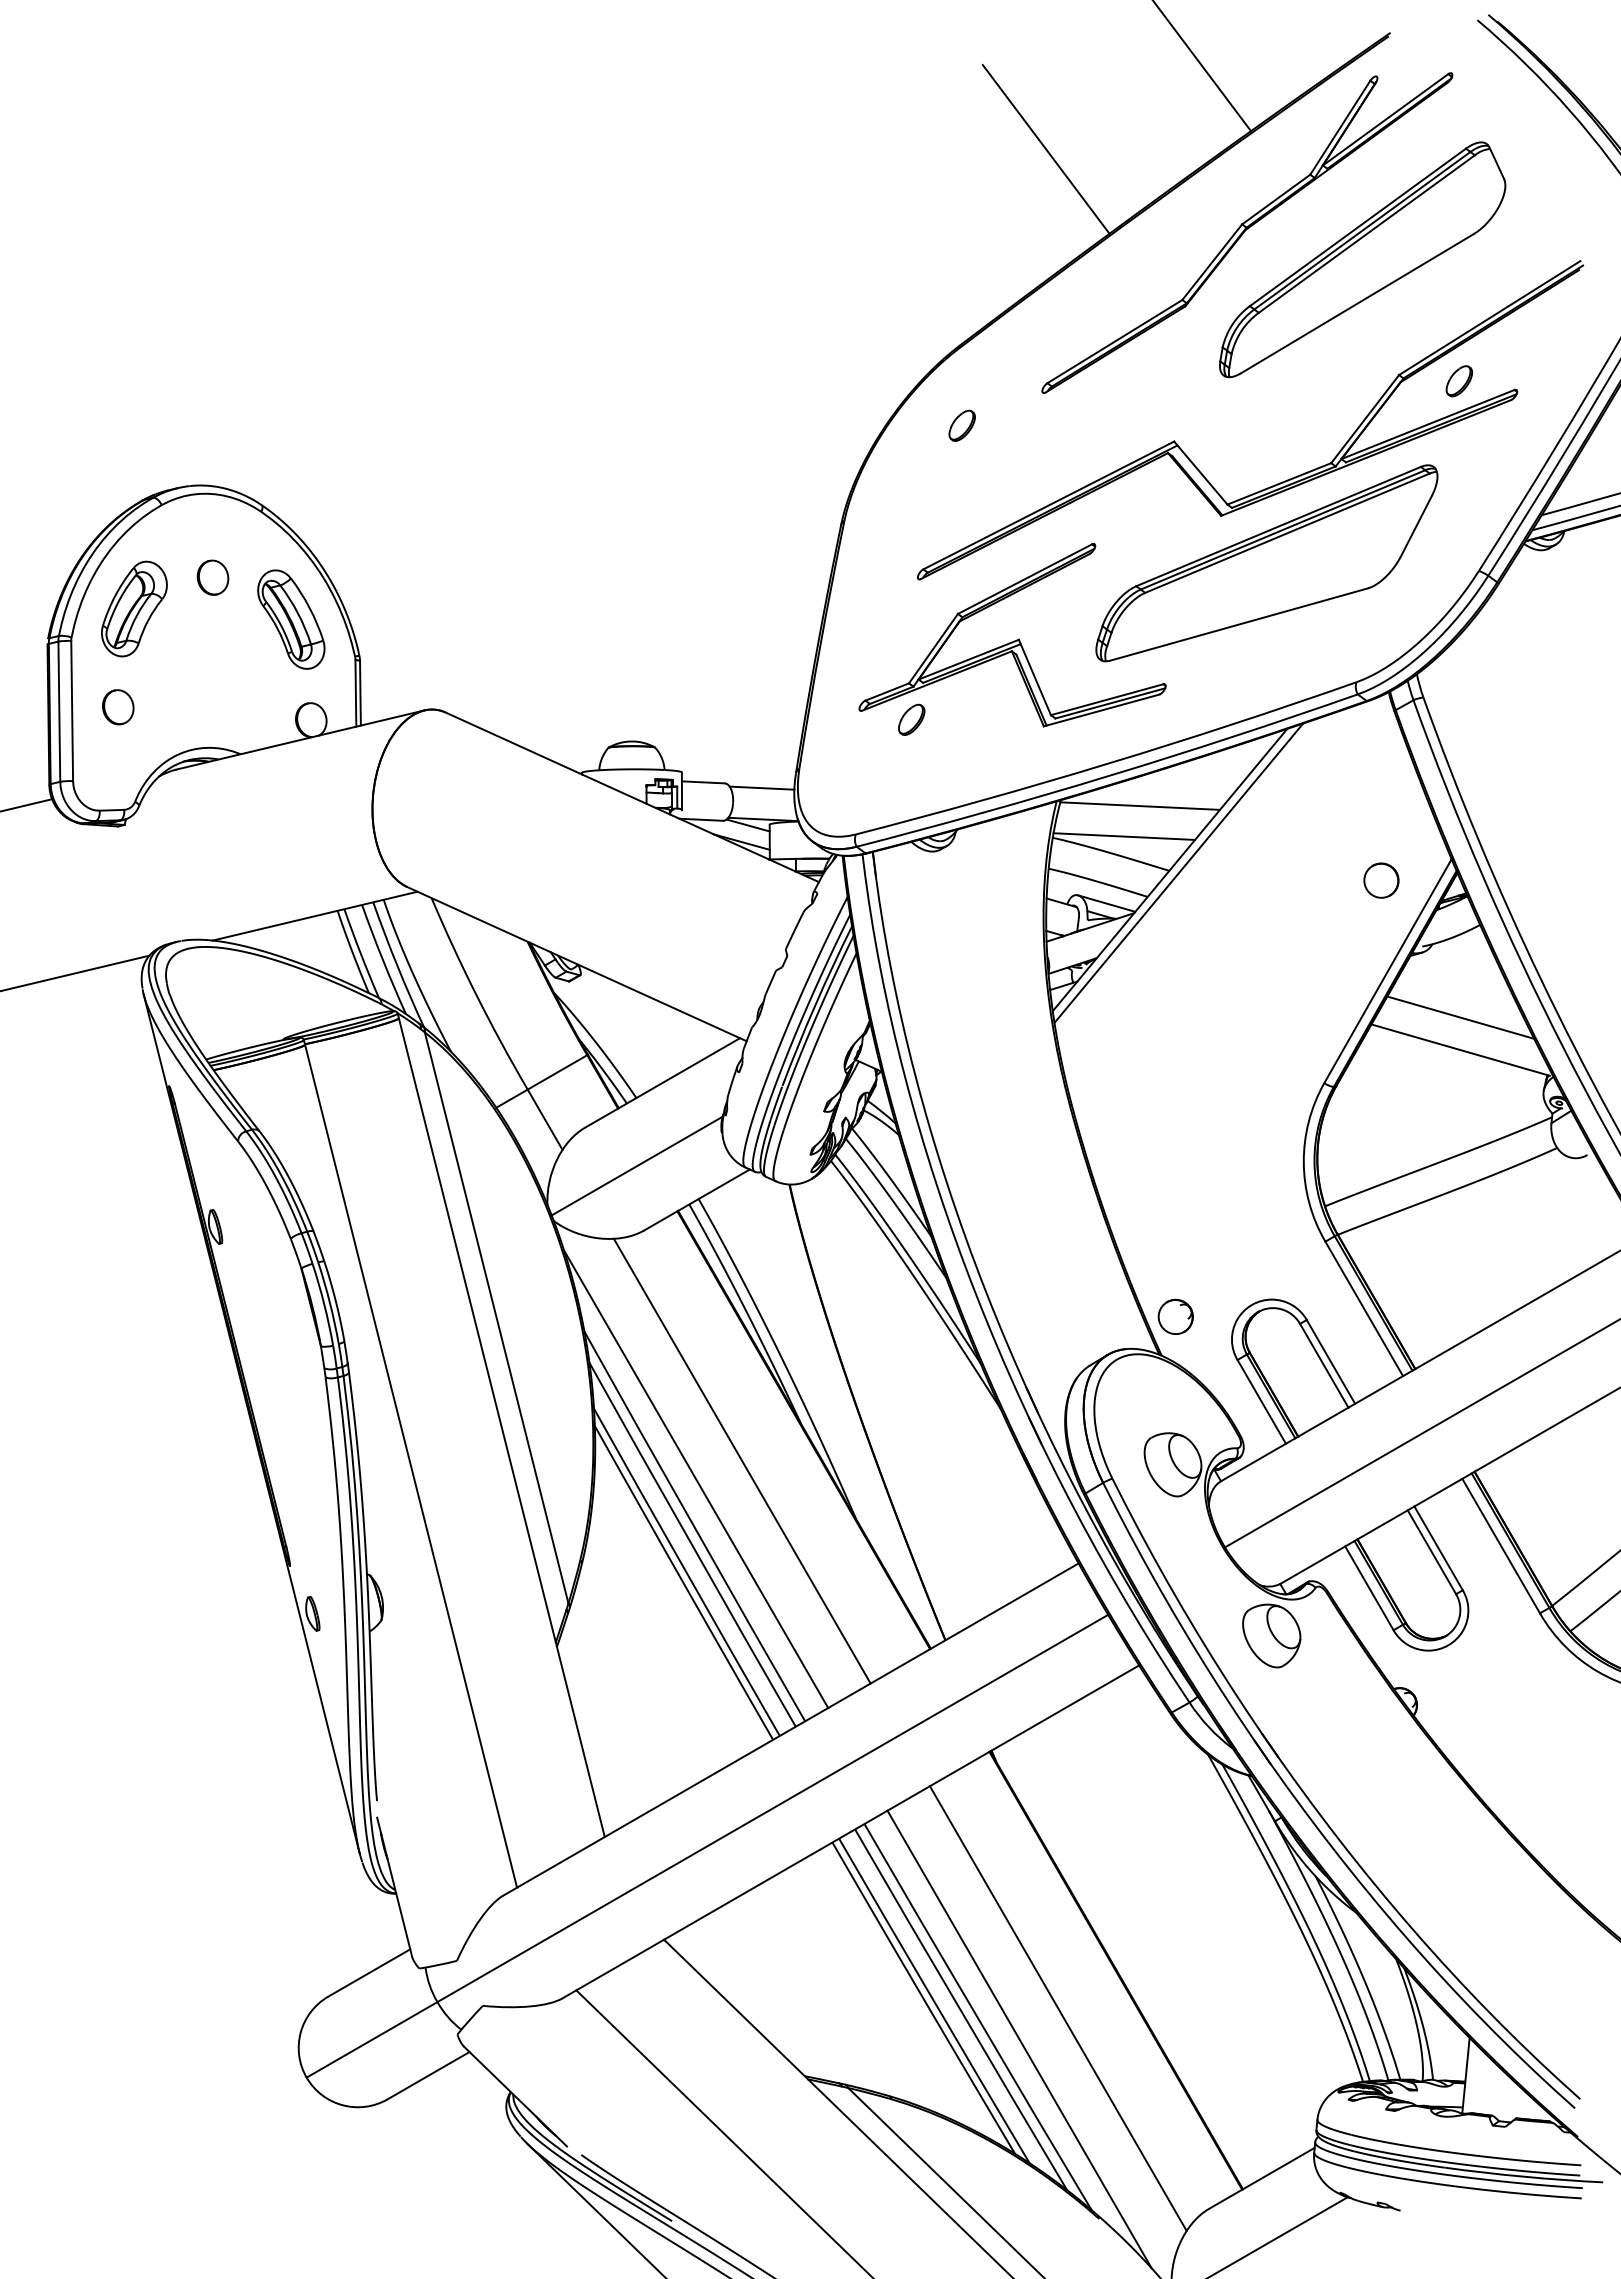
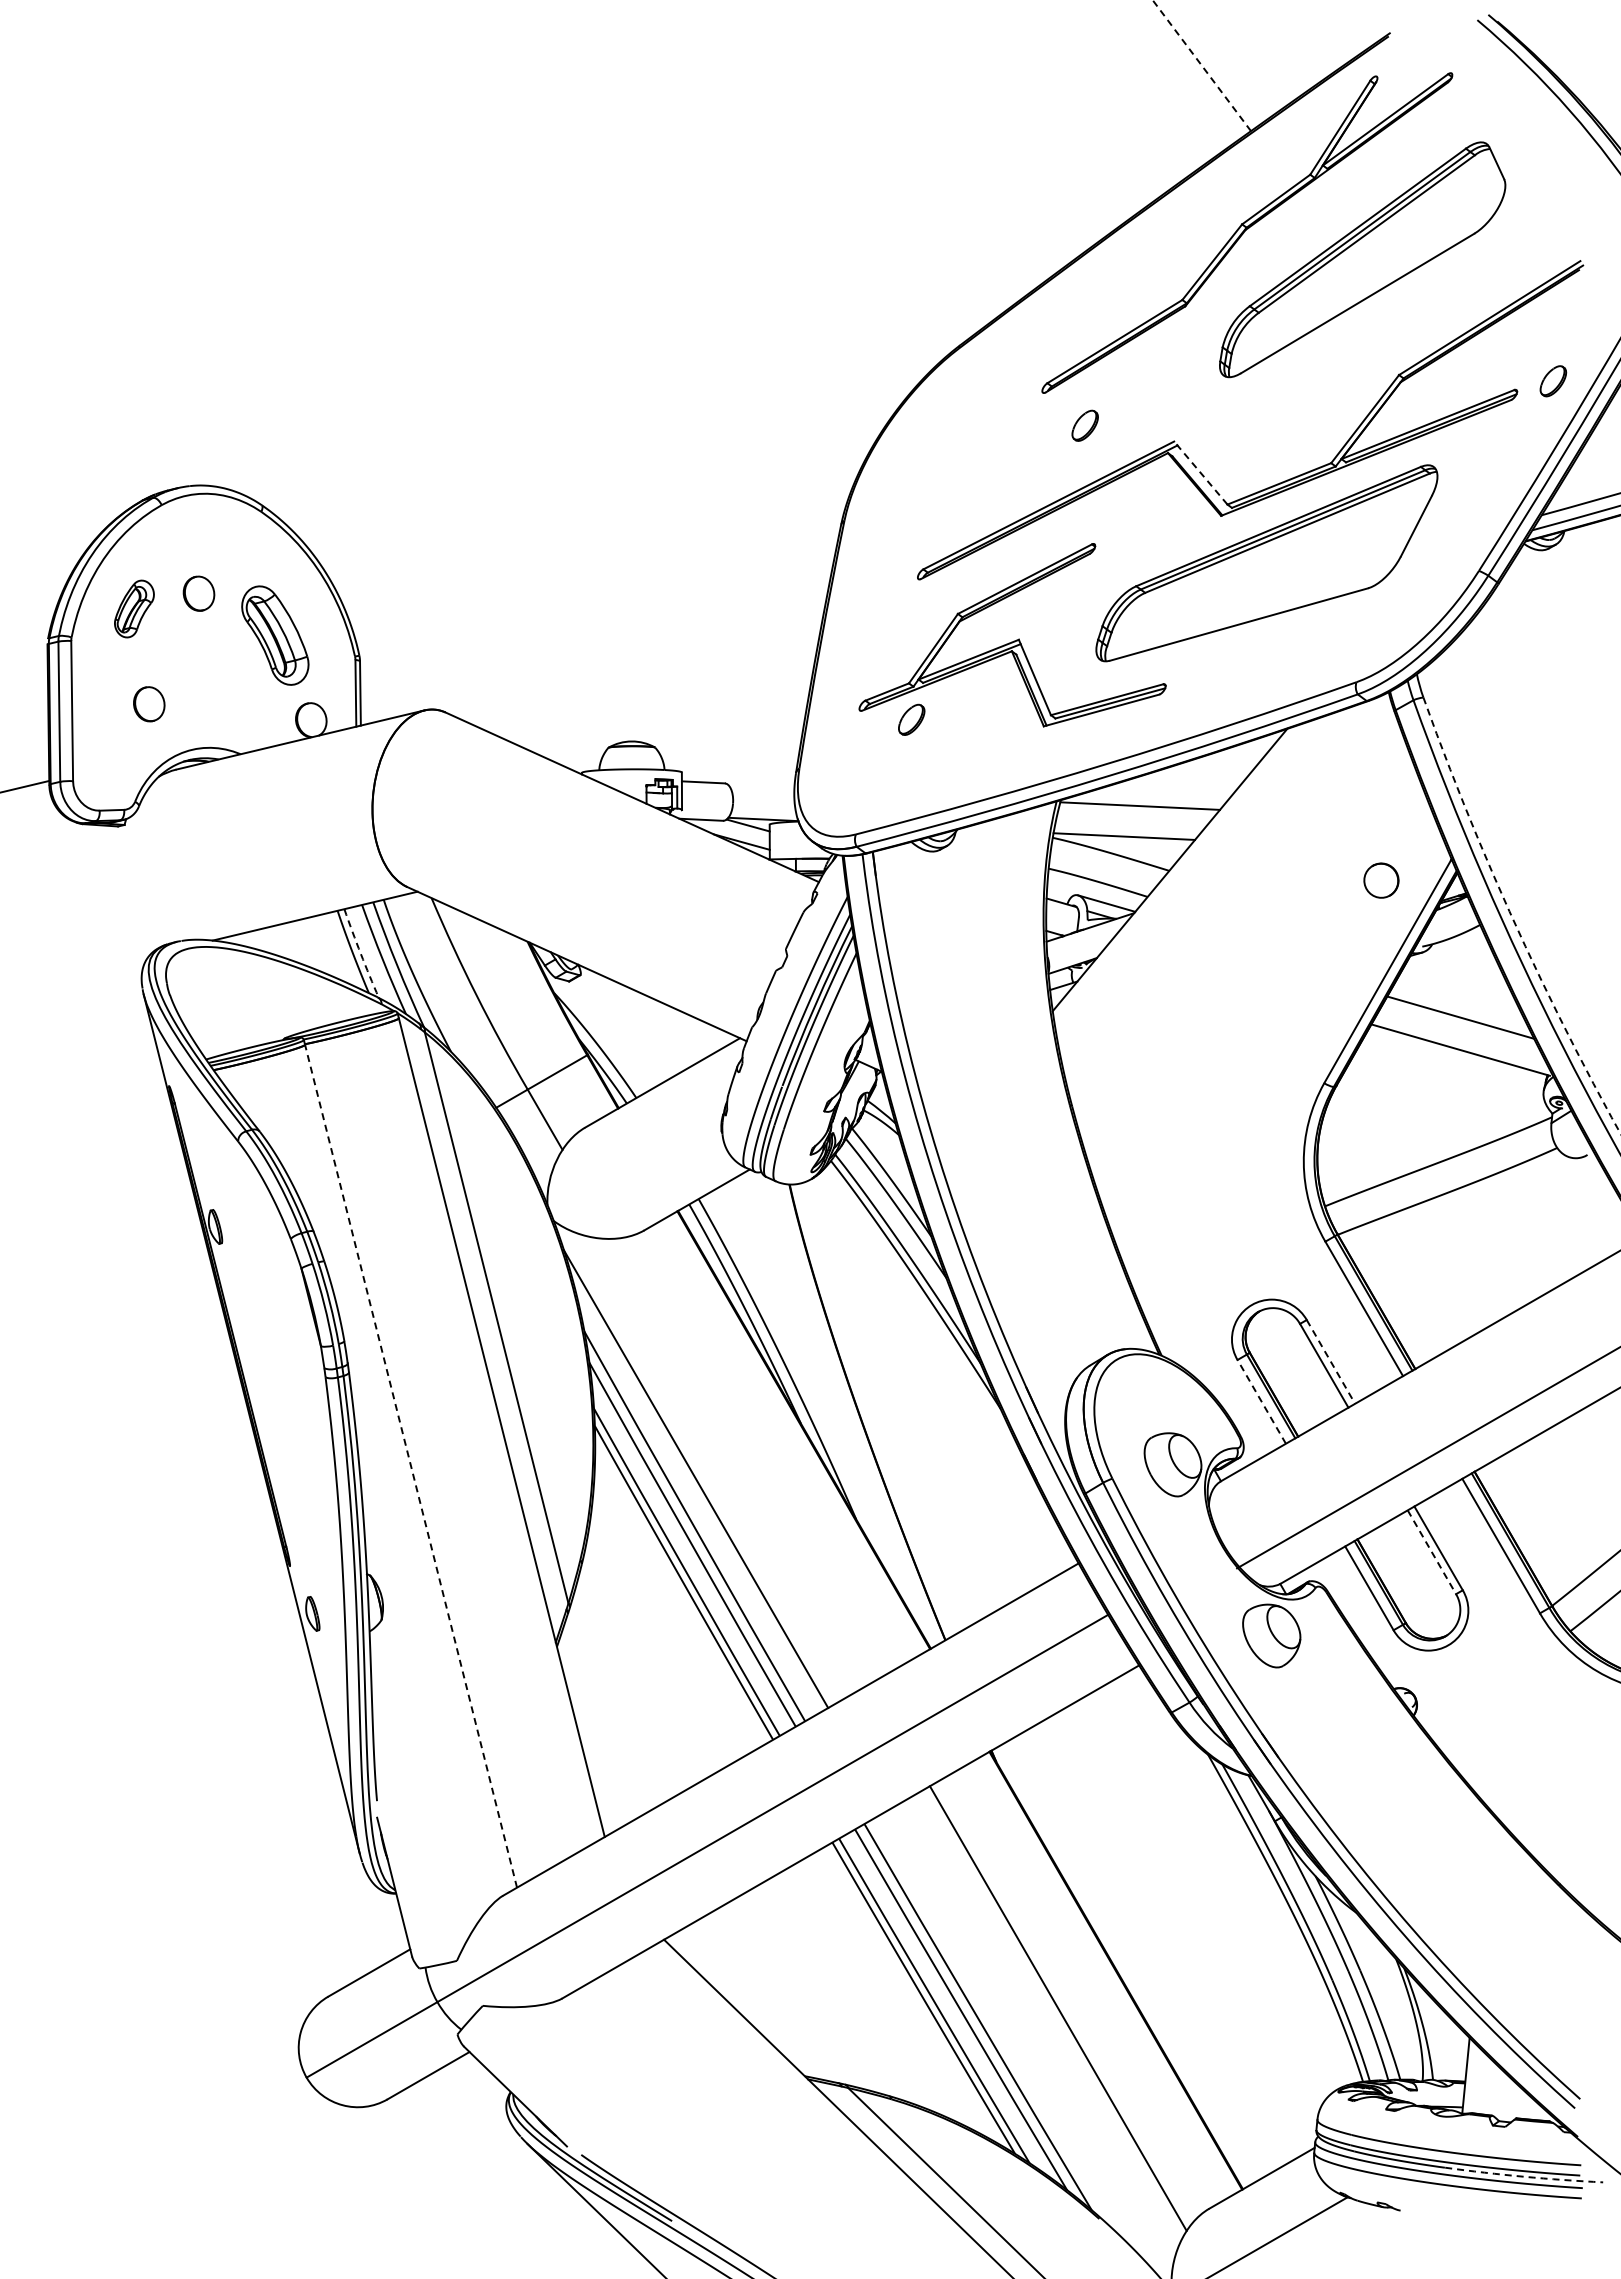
line: solid -> dashed (1201, 65)
line: present -> none (1045, 149)
part position: (1459, 381) -> (1553, 381) (1553, 381)
part position: (961, 425) -> (1084, 425) (1084, 425)
line: solid -> dashed (1200, 472)
part position: (212, 577) -> (198, 593) (198, 593)
part size: 67x98 px -> 41x60 px (134, 608)
part position: (291, 619) -> (275, 635) (275, 635)
part position: (118, 707) -> (149, 704) (149, 704)
line: present -> none (761, 787)
line position: (27, 805) -> (25, 786) (25, 786)
line: present -> none (1178, 872)
arc: solid -> dashed (1513, 919)
arc: solid -> dashed (360, 953)
line: present -> none (75, 972)
line: present -> none (636, 1165)
part: present -> none (1175, 1316)
line: solid -> dashed (1331, 1362)
line: solid -> dashed (1261, 1401)
line position: (1421, 1433) -> (1427, 1458) (1427, 1458)
line: present -> none (741, 1460)
line: solid -> dashed (411, 1466)
line: solid -> dashed (1432, 1552)
line: present -> none (1019, 2039)
line: present -> none (723, 2132)
arc: solid -> dashed (1524, 2176)
